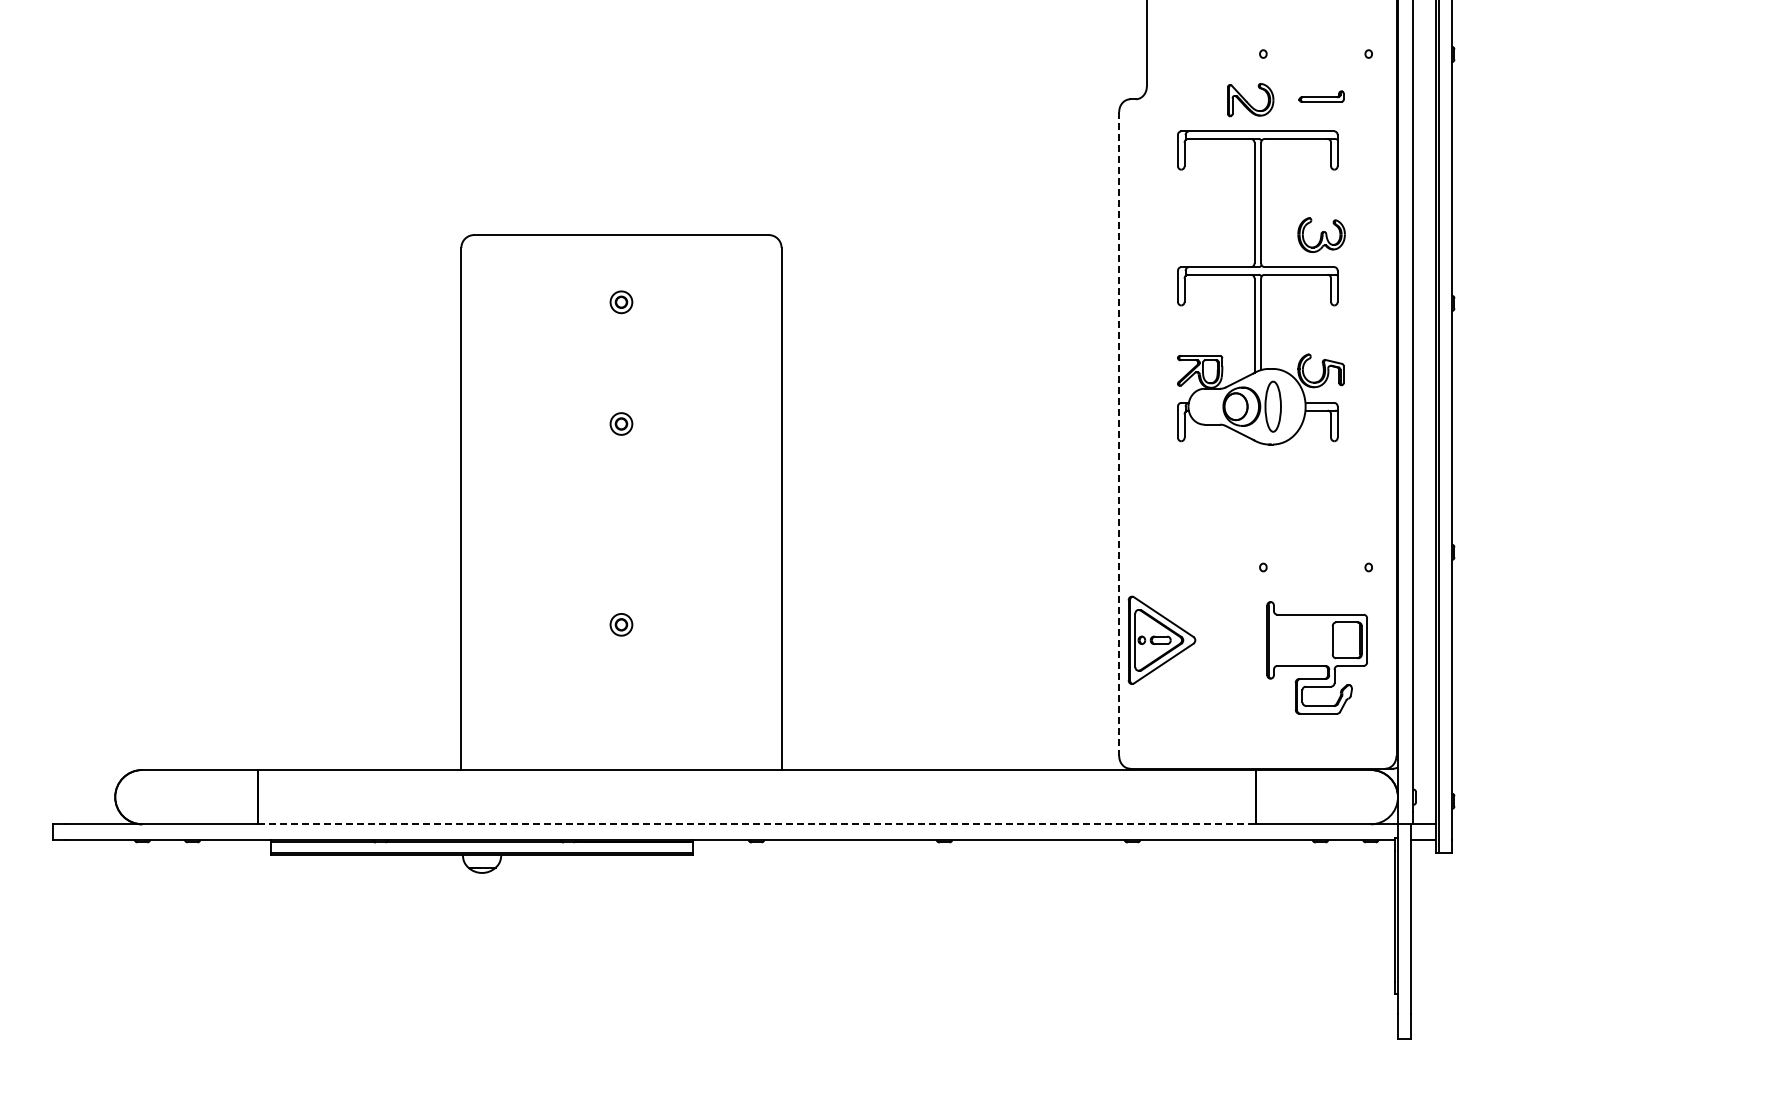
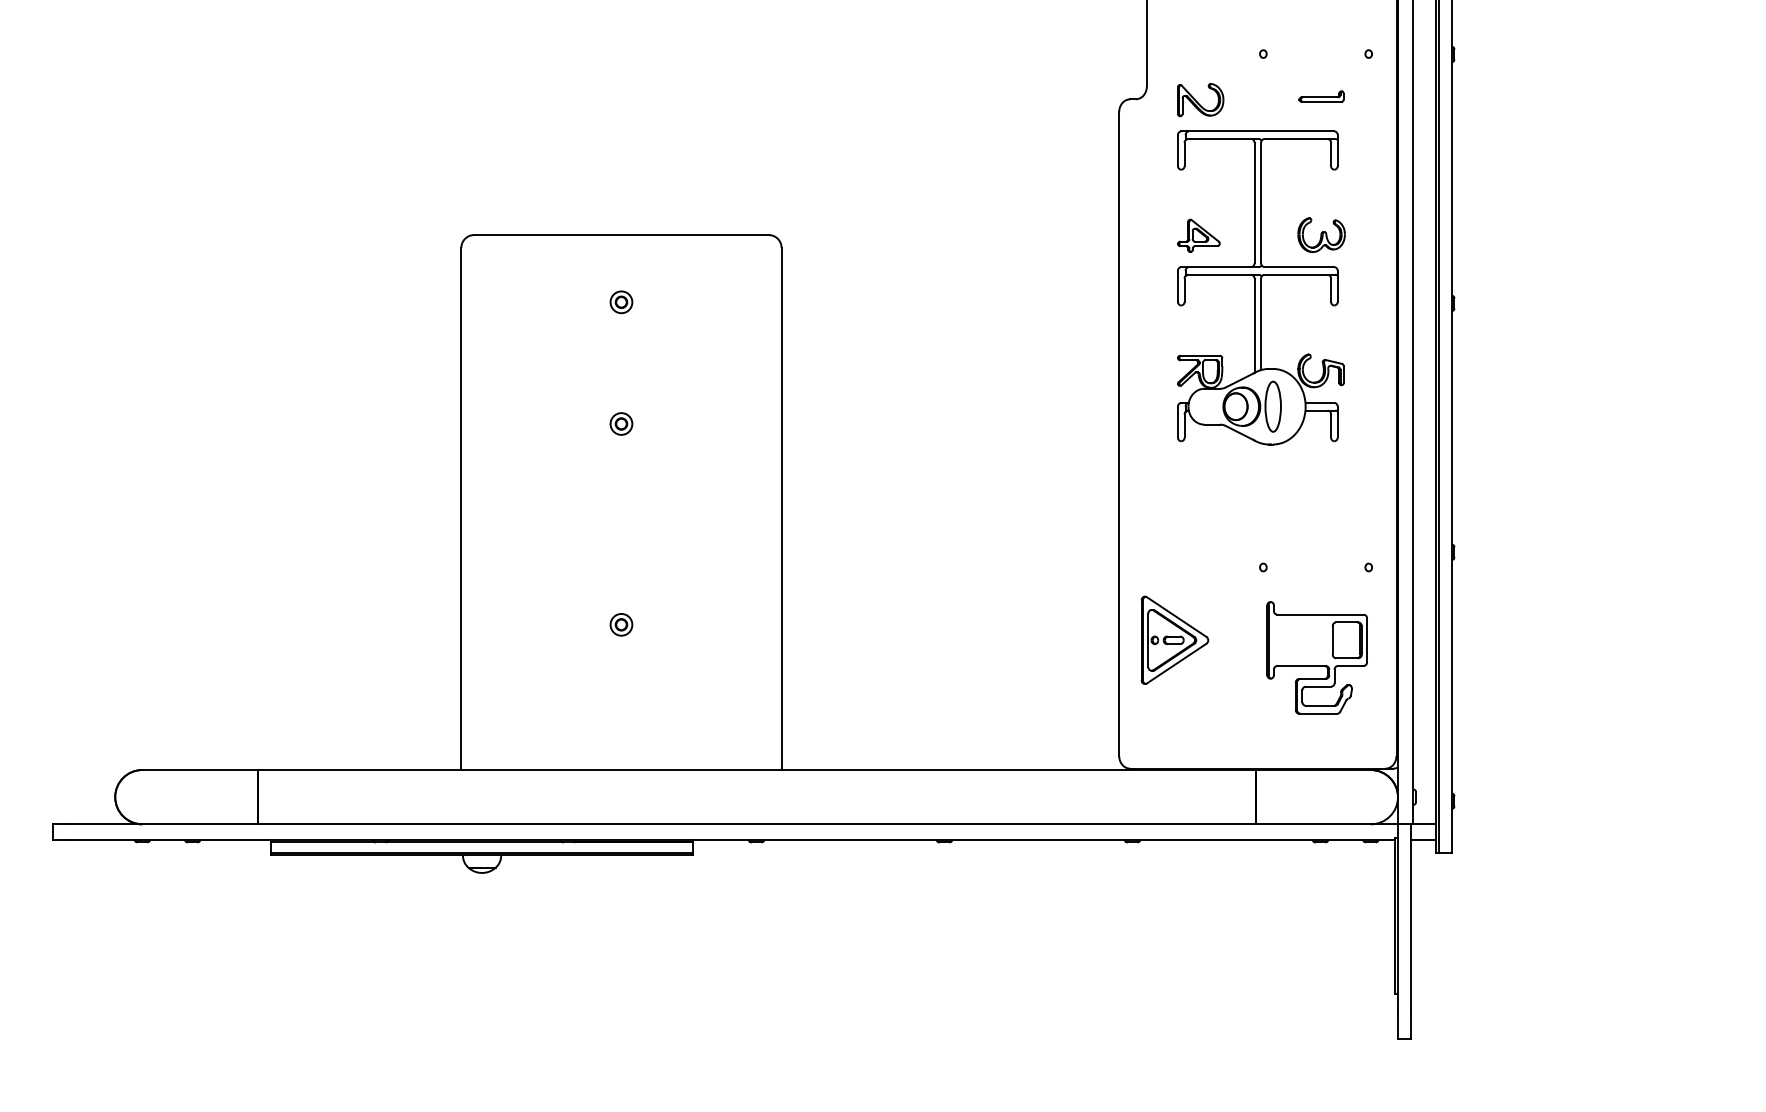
part position: (1250, 100) -> (1200, 100) (1200, 100)
part: none -> present (1198, 235)
line: dashed -> solid (1119, 434)
part position: (1161, 639) -> (1174, 639) (1174, 639)
line: dashed -> solid (756, 824)
